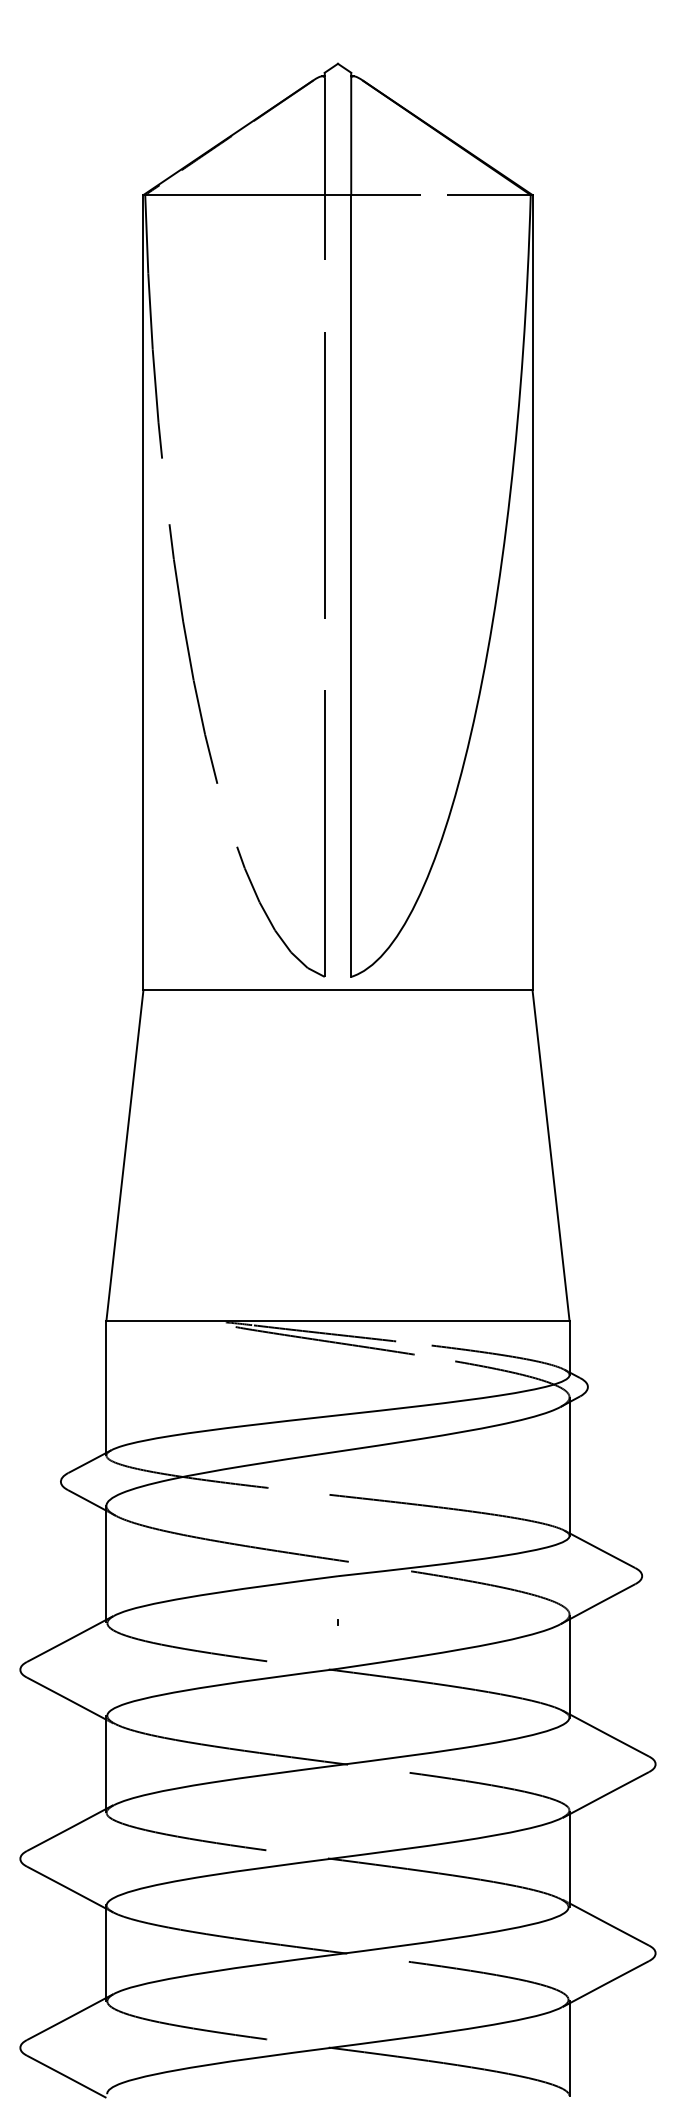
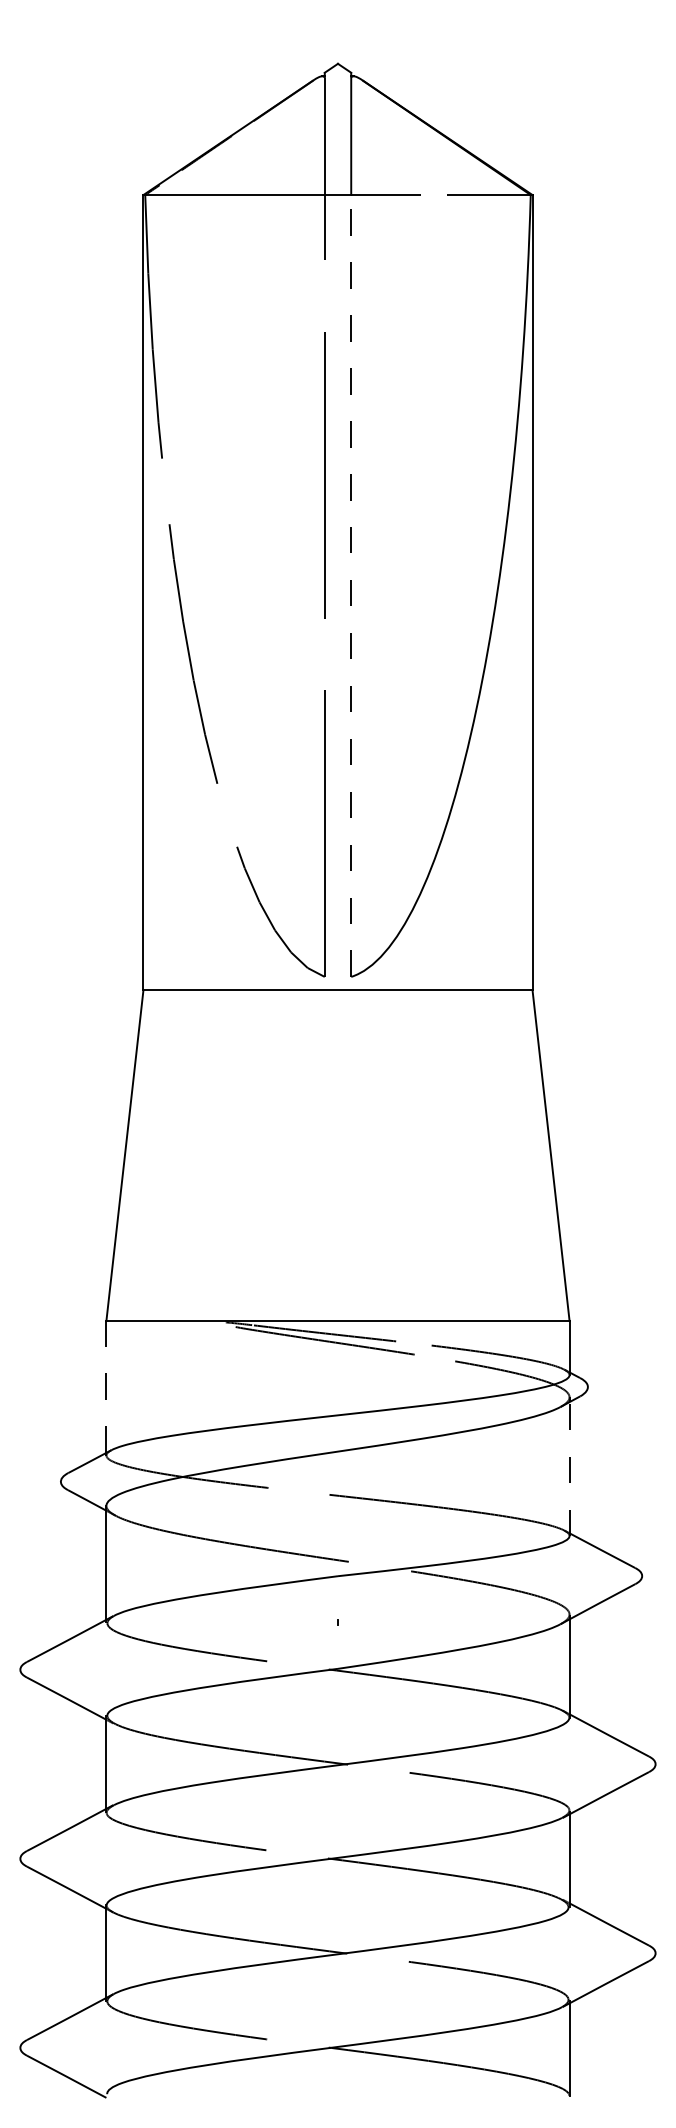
line: solid -> dashed (351, 585)
line: solid -> dashed (106, 1386)
line: solid -> dashed (569, 1469)
